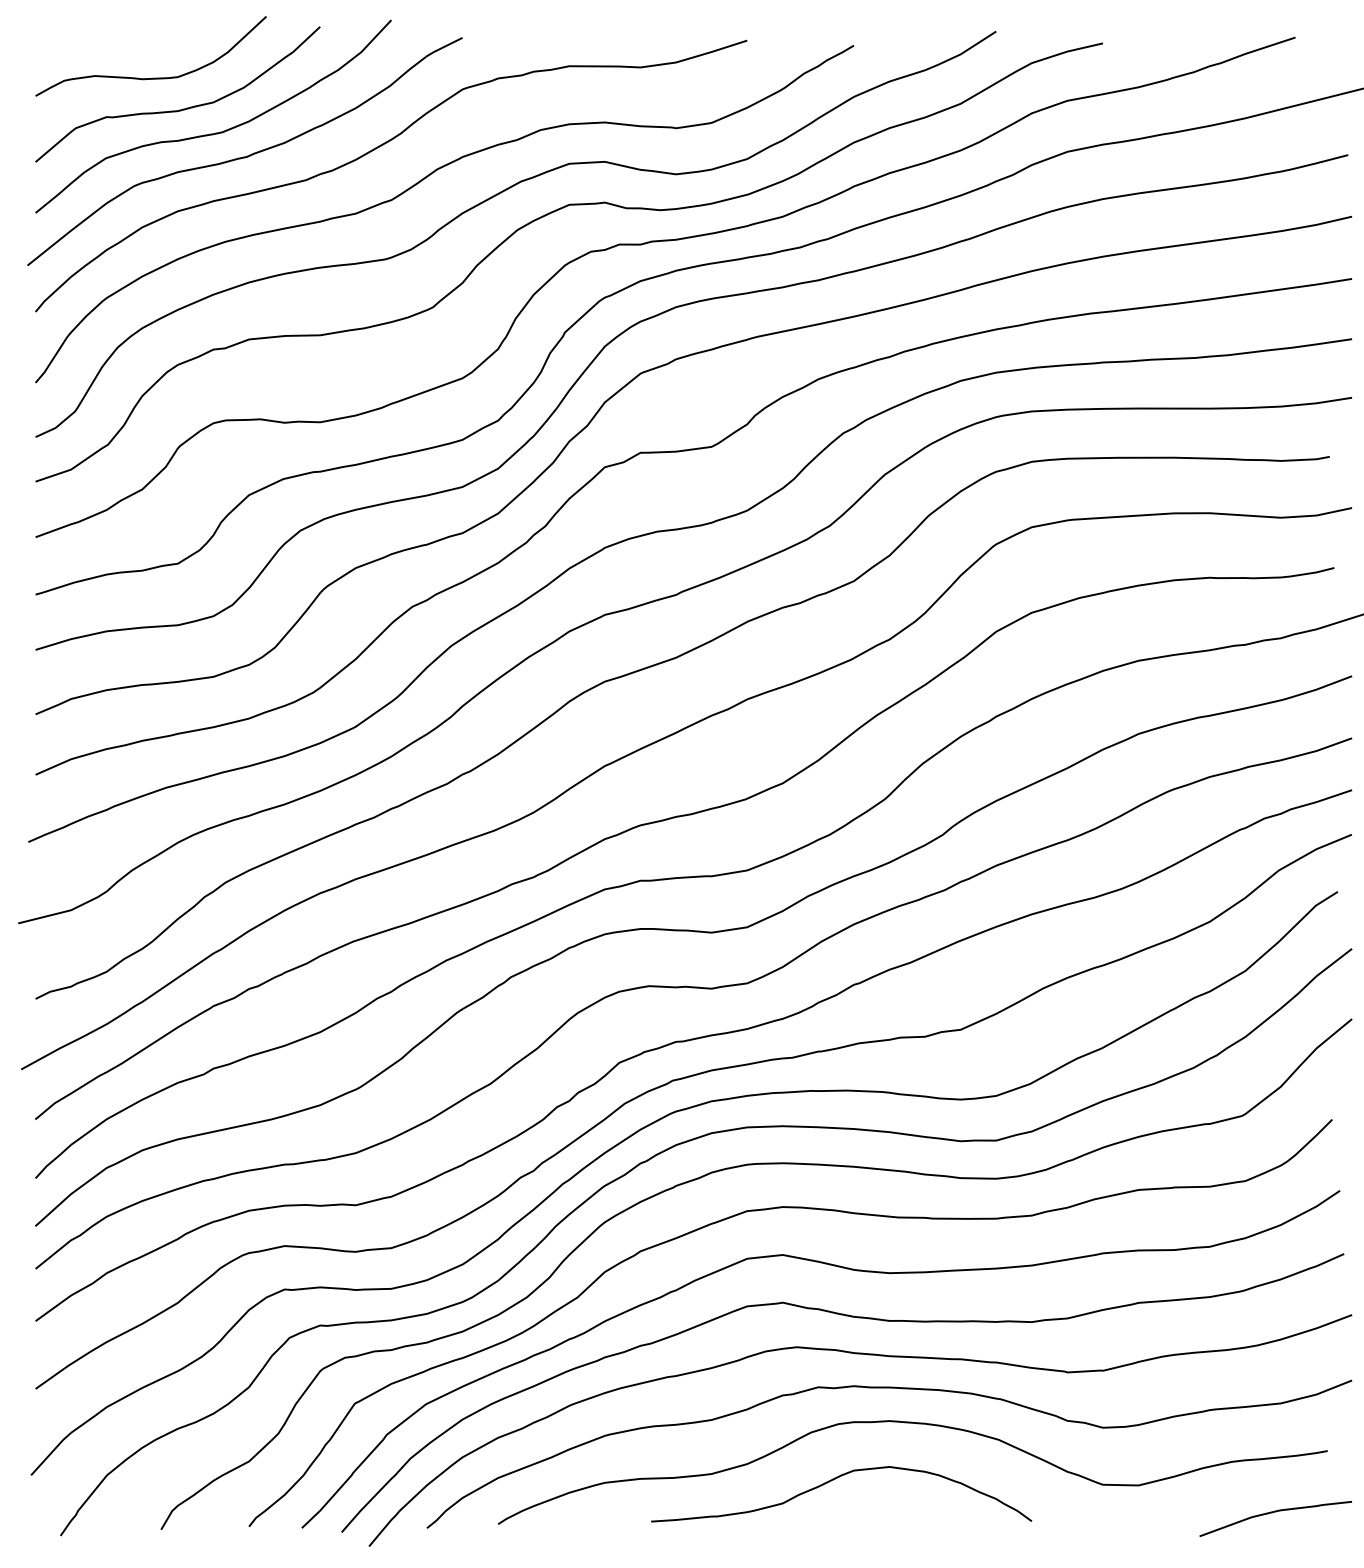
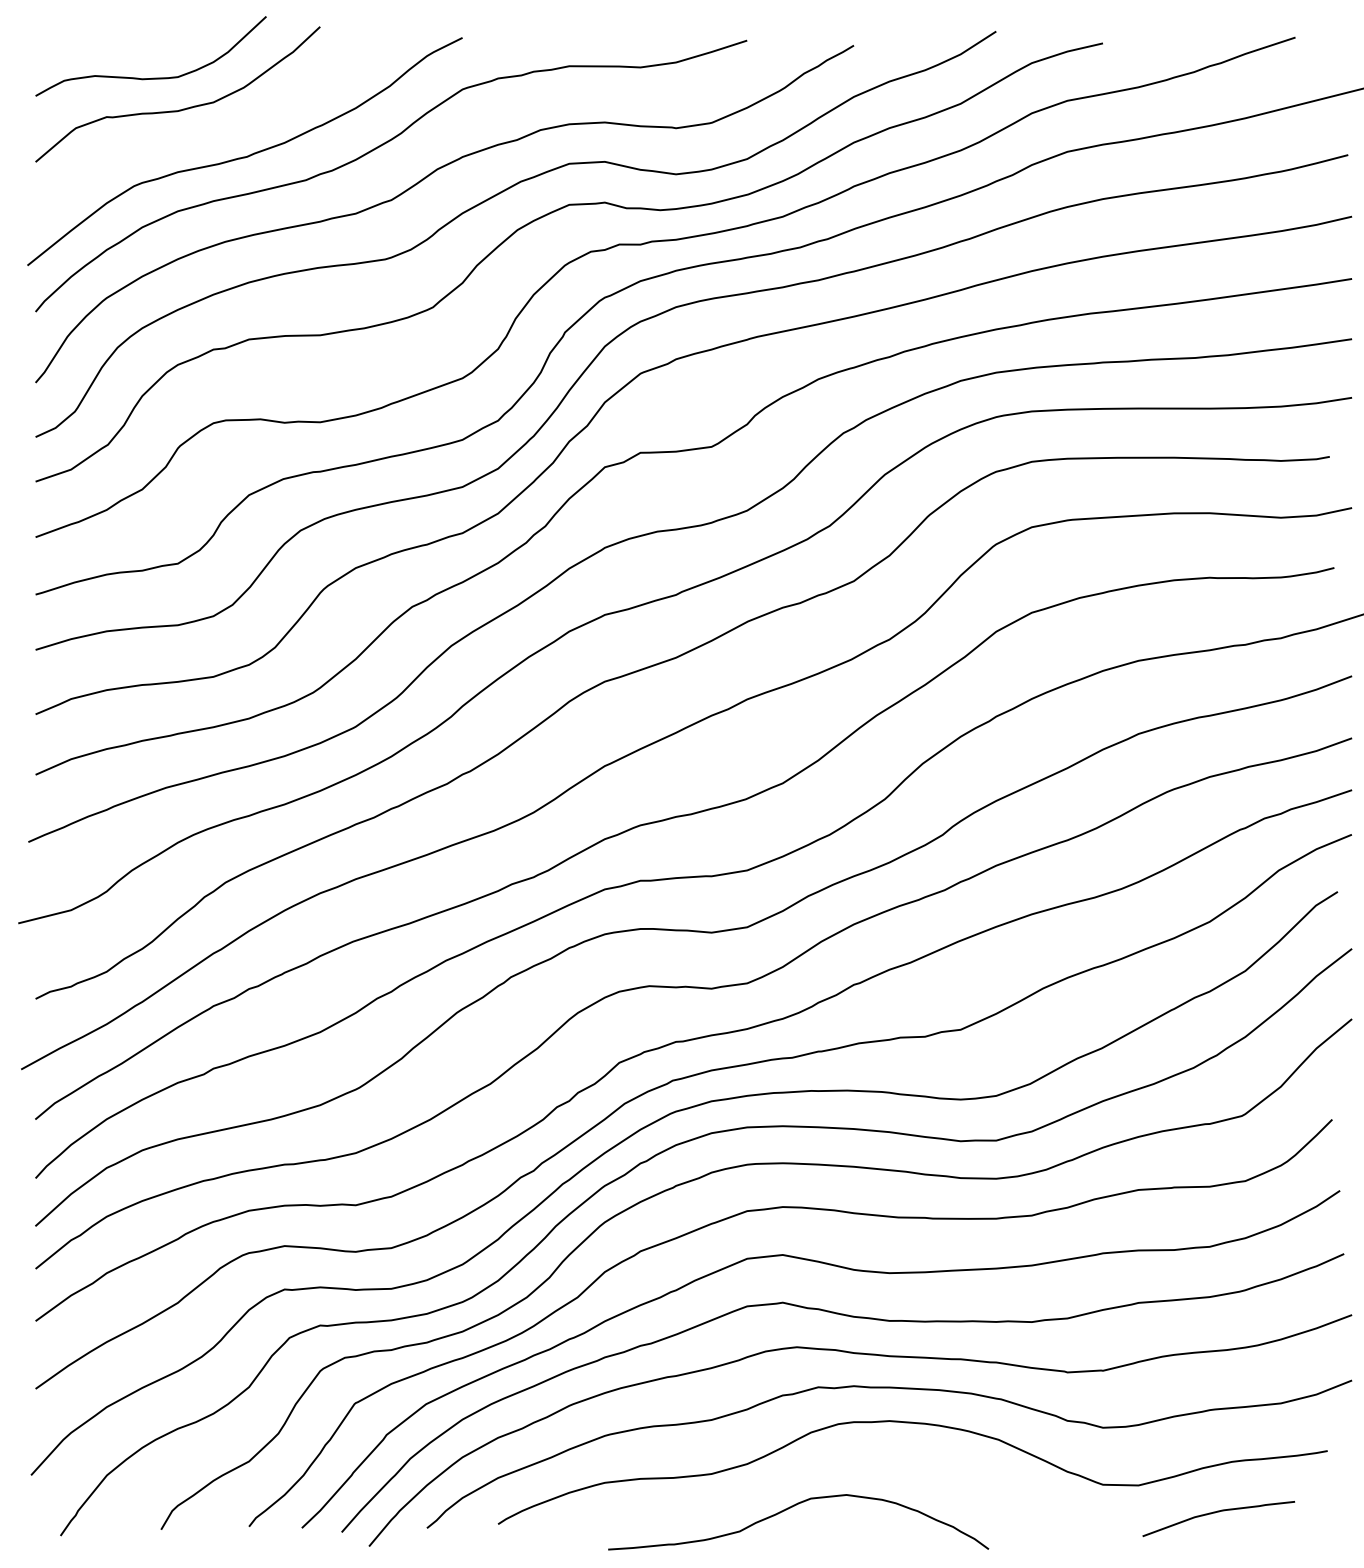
curve: present -> none (215, 132)
curve position: (833, 1480) -> (790, 1508) (790, 1508)
curve position: (1272, 1513) -> (1215, 1513) (1215, 1513)
